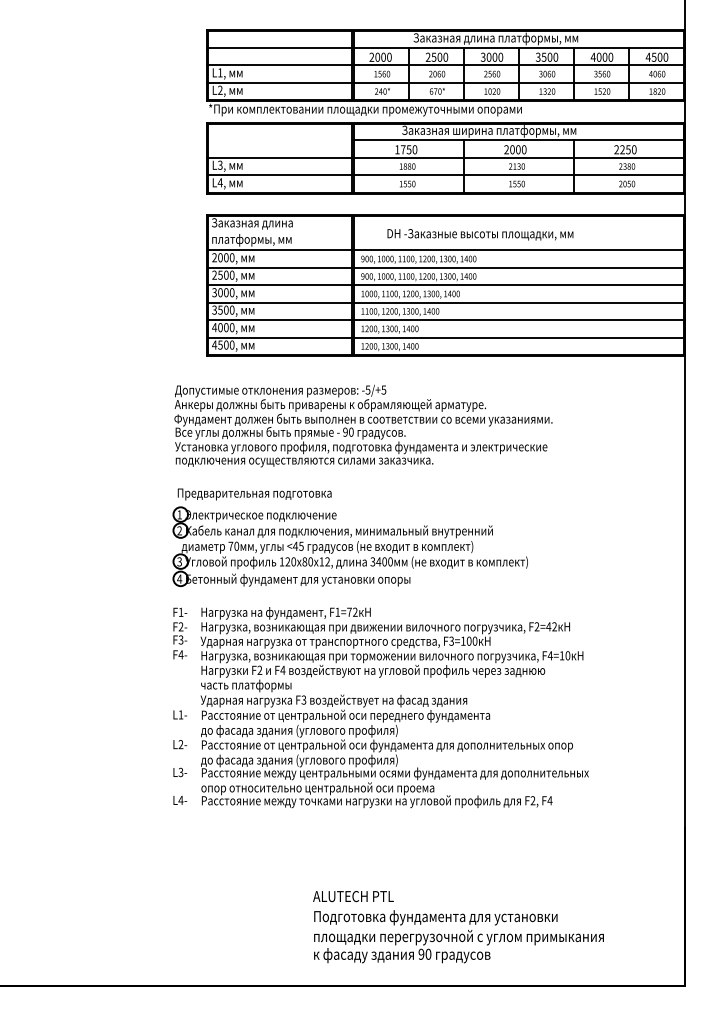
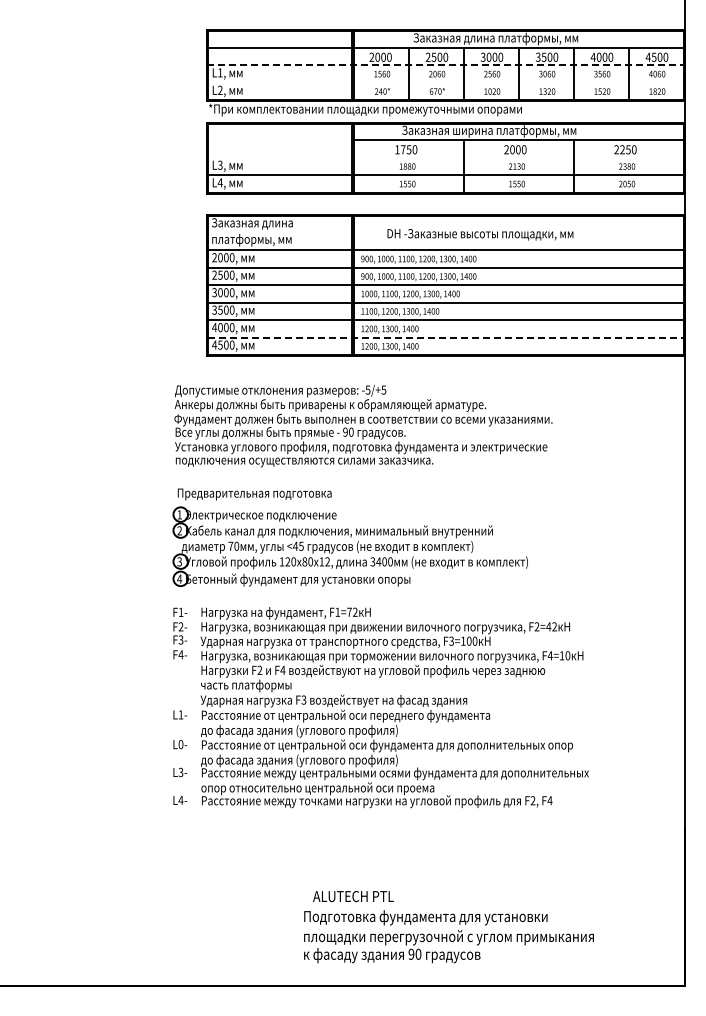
line: solid -> dashed (445, 65)
line: present -> none (444, 82)
line: present -> none (444, 157)
line: solid -> dashed (446, 337)
text: L2- -> L0- (180, 744)
text position: (458, 936) -> (448, 936) (448, 936)
